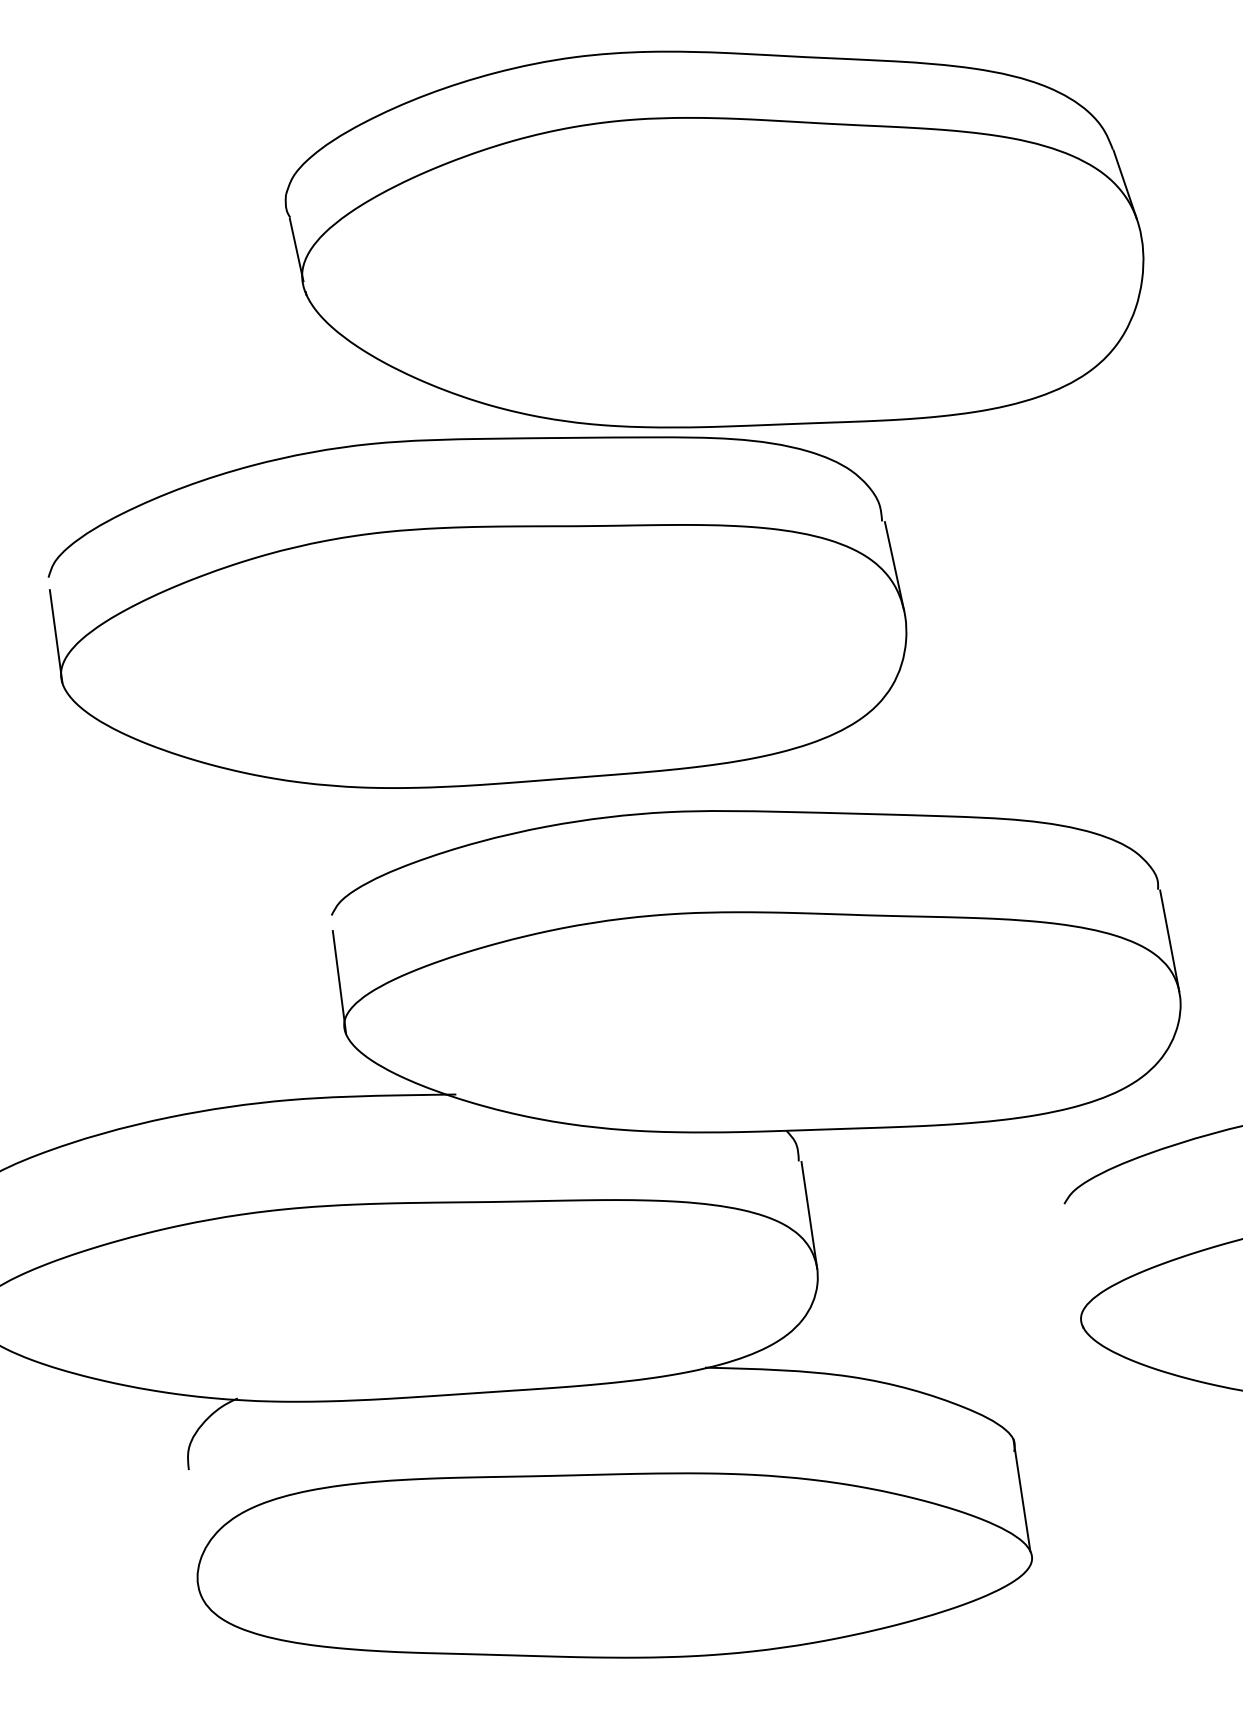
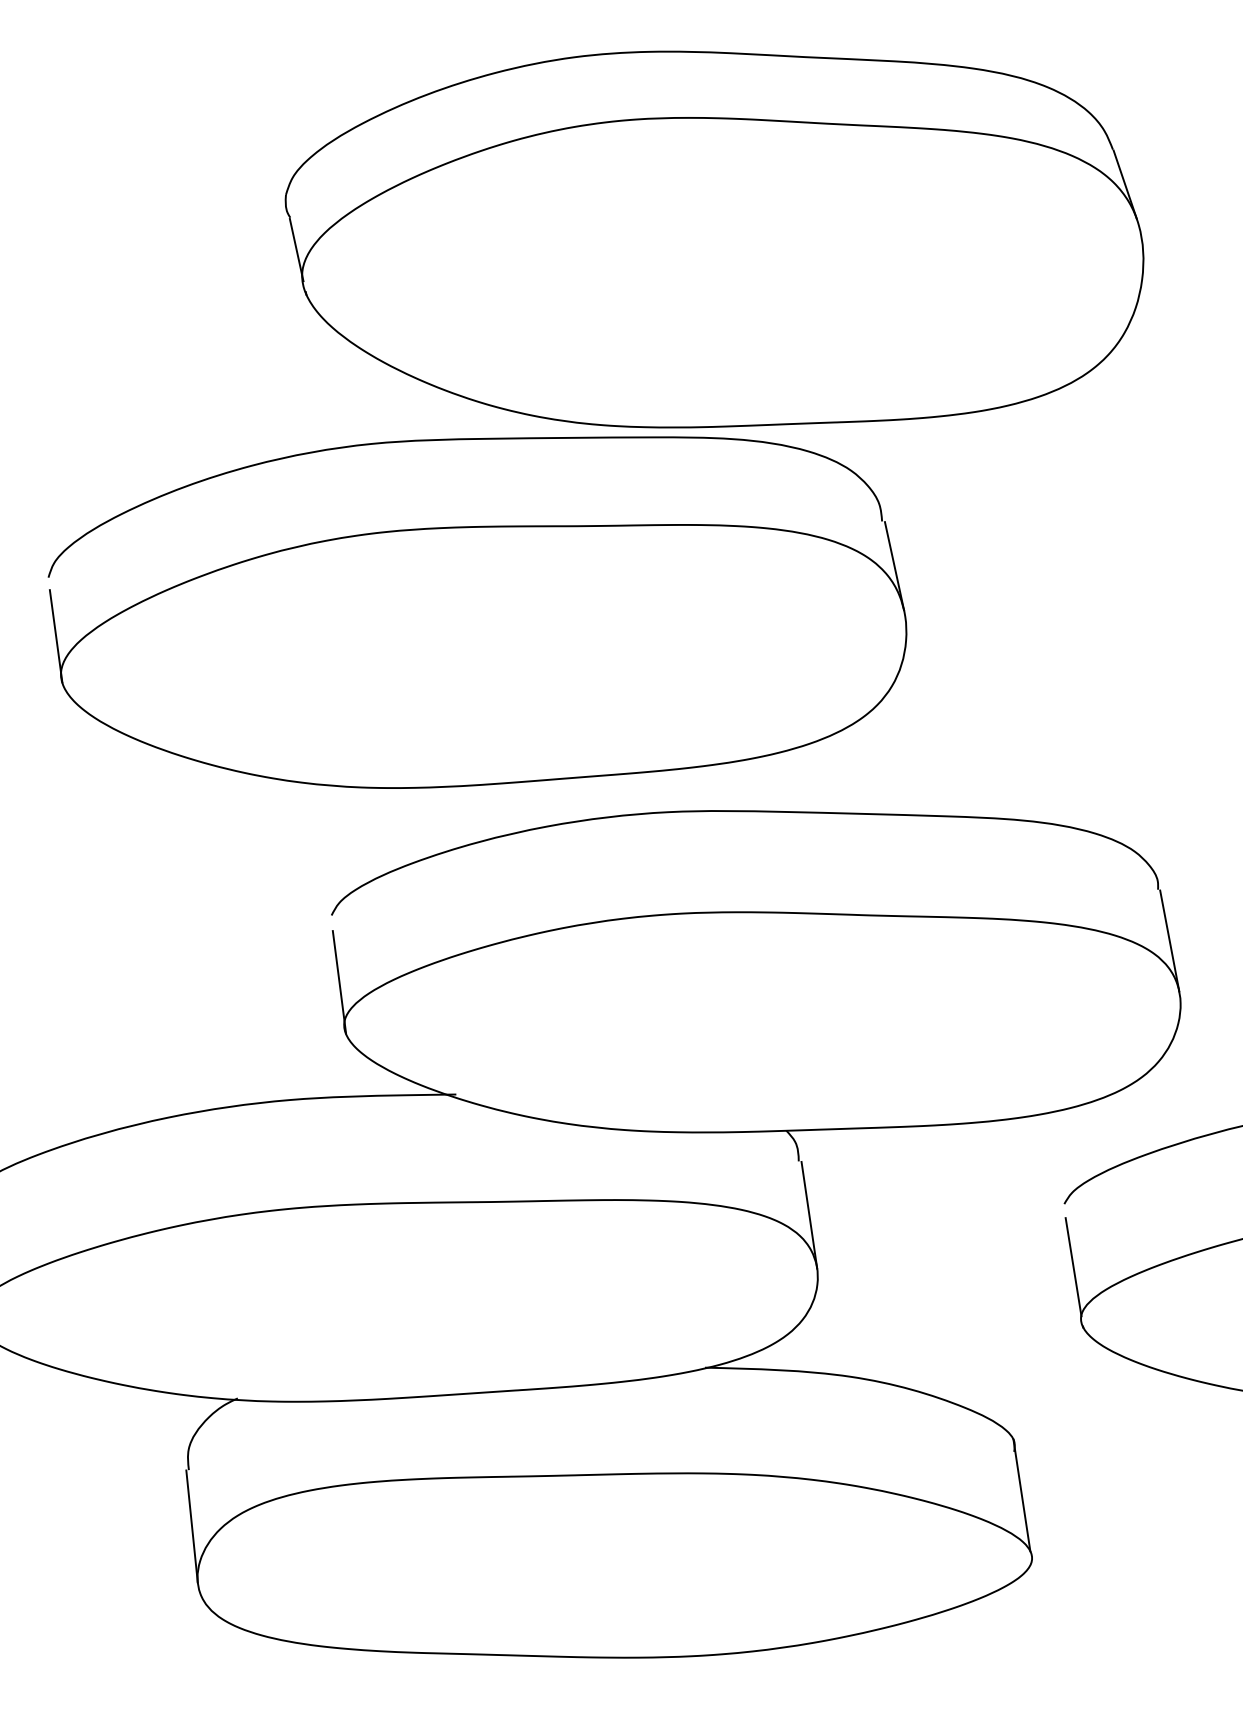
line: none -> present (1073, 1267)
line: none -> present (191, 1526)
